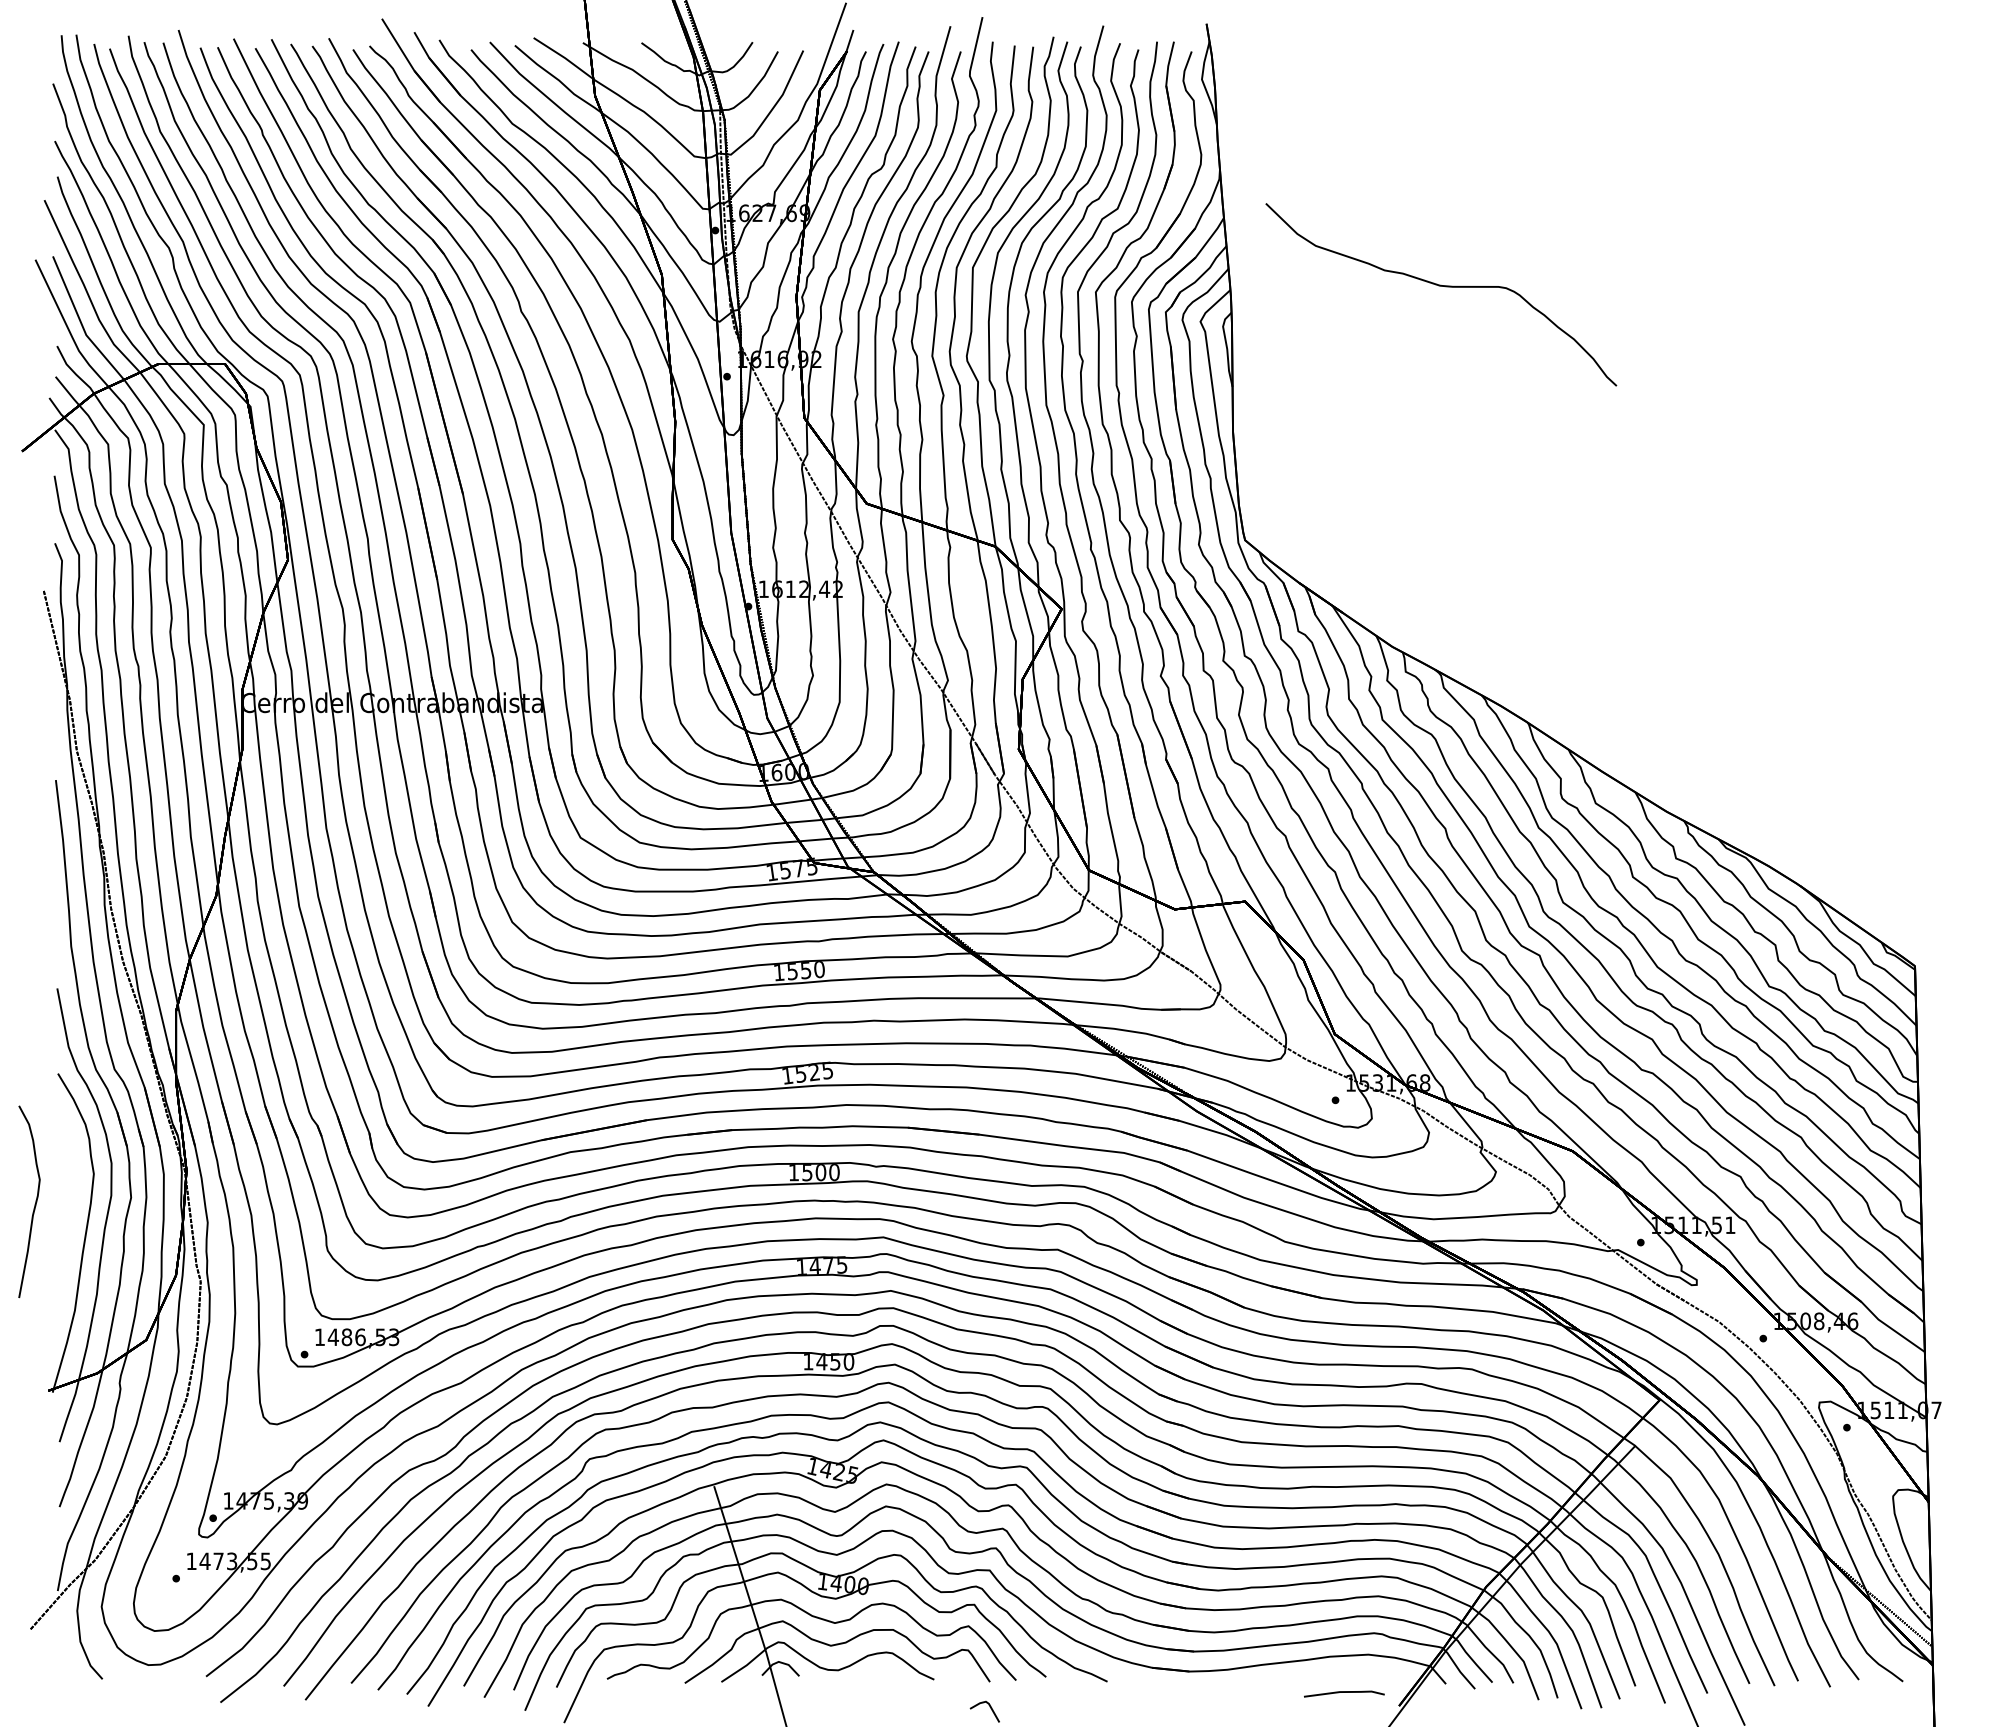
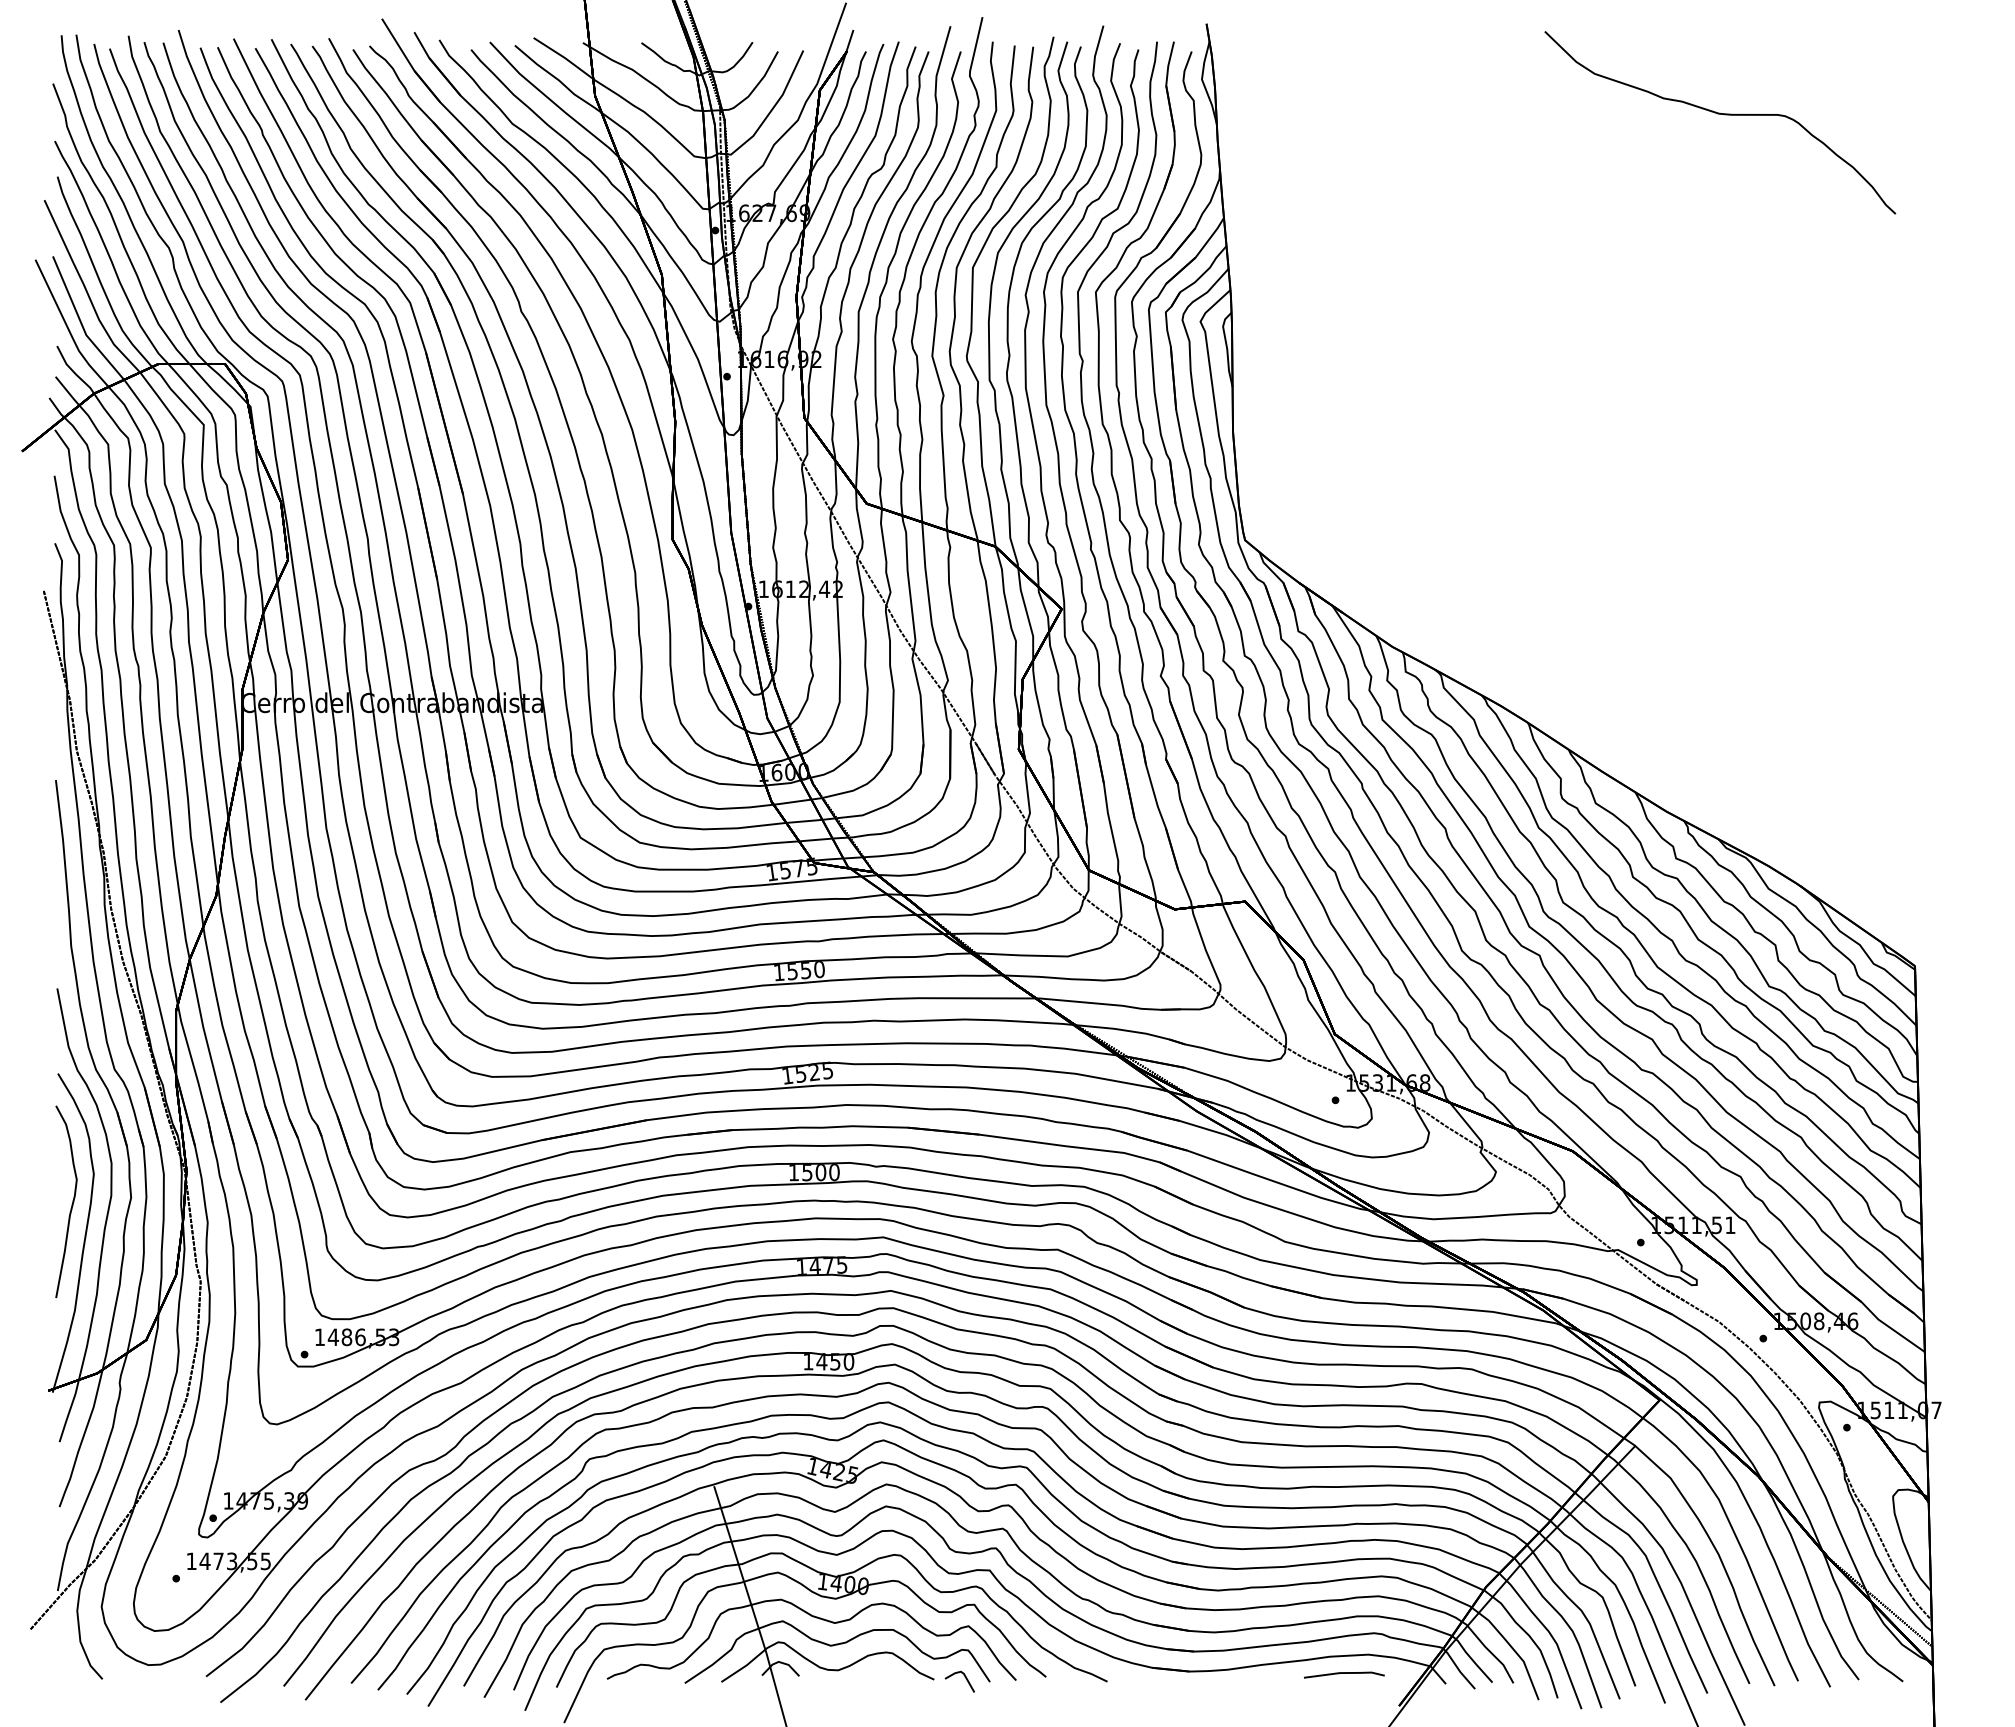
curve position: (1441, 286) -> (1720, 114) (1720, 114)
curve position: (34, 1204) -> (71, 1204) (71, 1204)
line position: (1344, 1692) -> (1344, 1673) (1344, 1673)
line position: (989, 1707) -> (964, 1677) (964, 1677)
